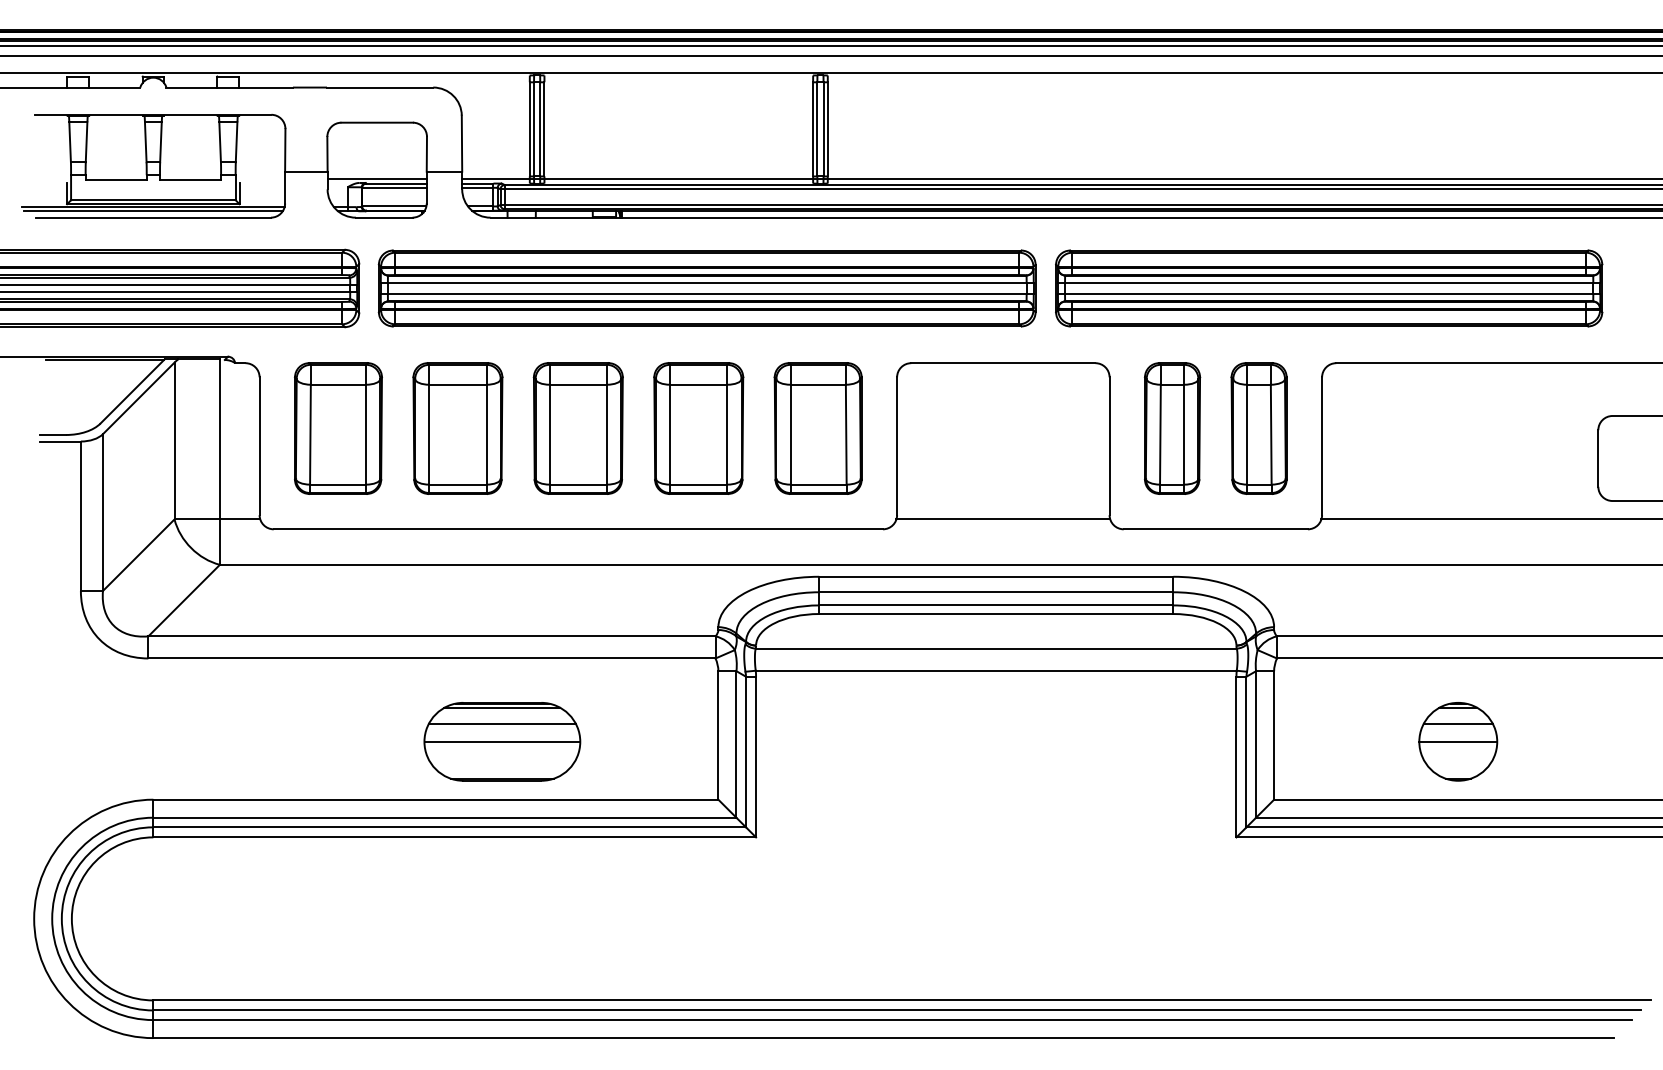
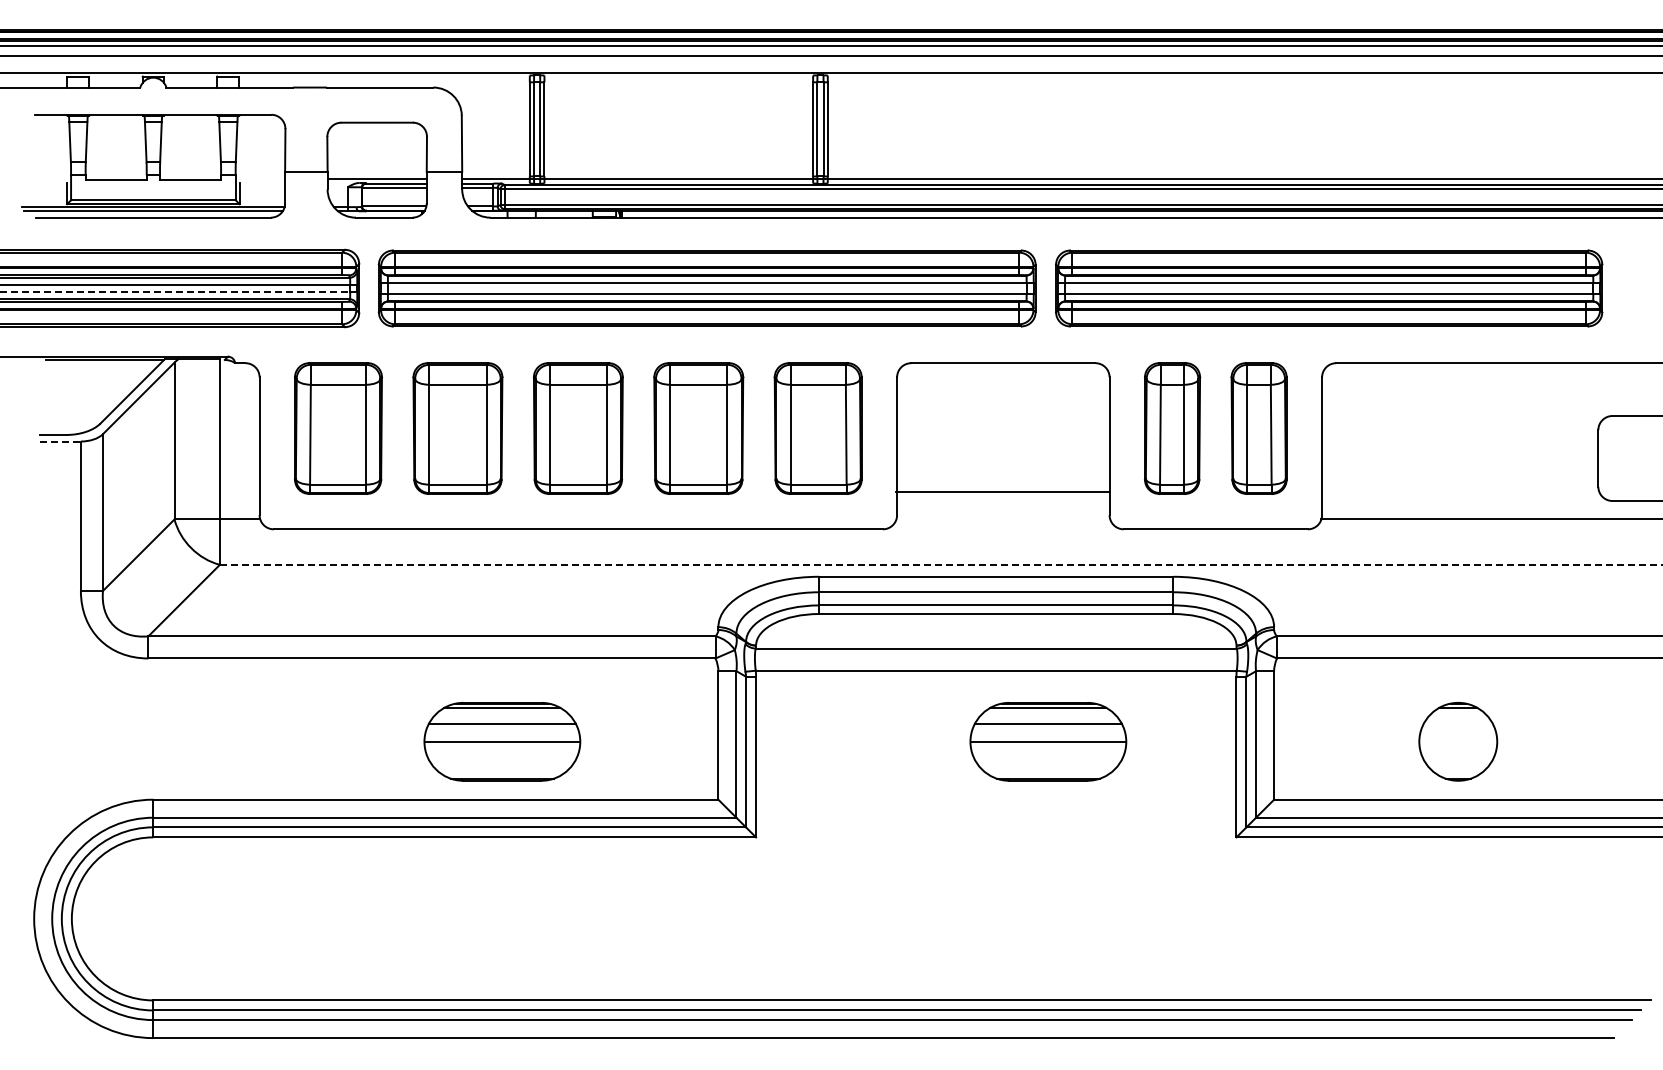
line: solid -> dashed (175, 292)
line: solid -> dashed (60, 441)
line position: (1003, 519) -> (1003, 492) (1003, 492)
line: solid -> dashed (940, 564)
line: present -> none (1458, 724)
part: none -> present (1048, 741)
line: present -> none (1458, 742)
